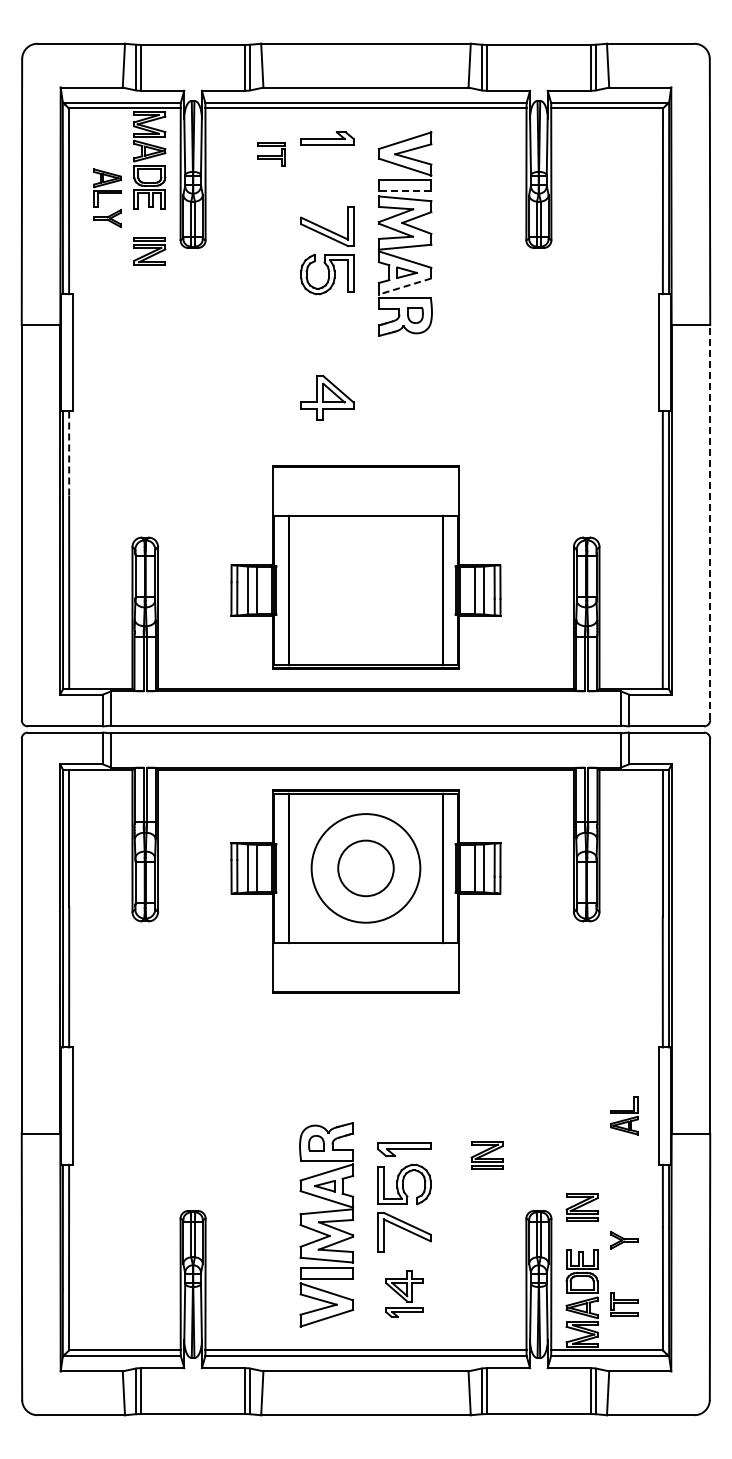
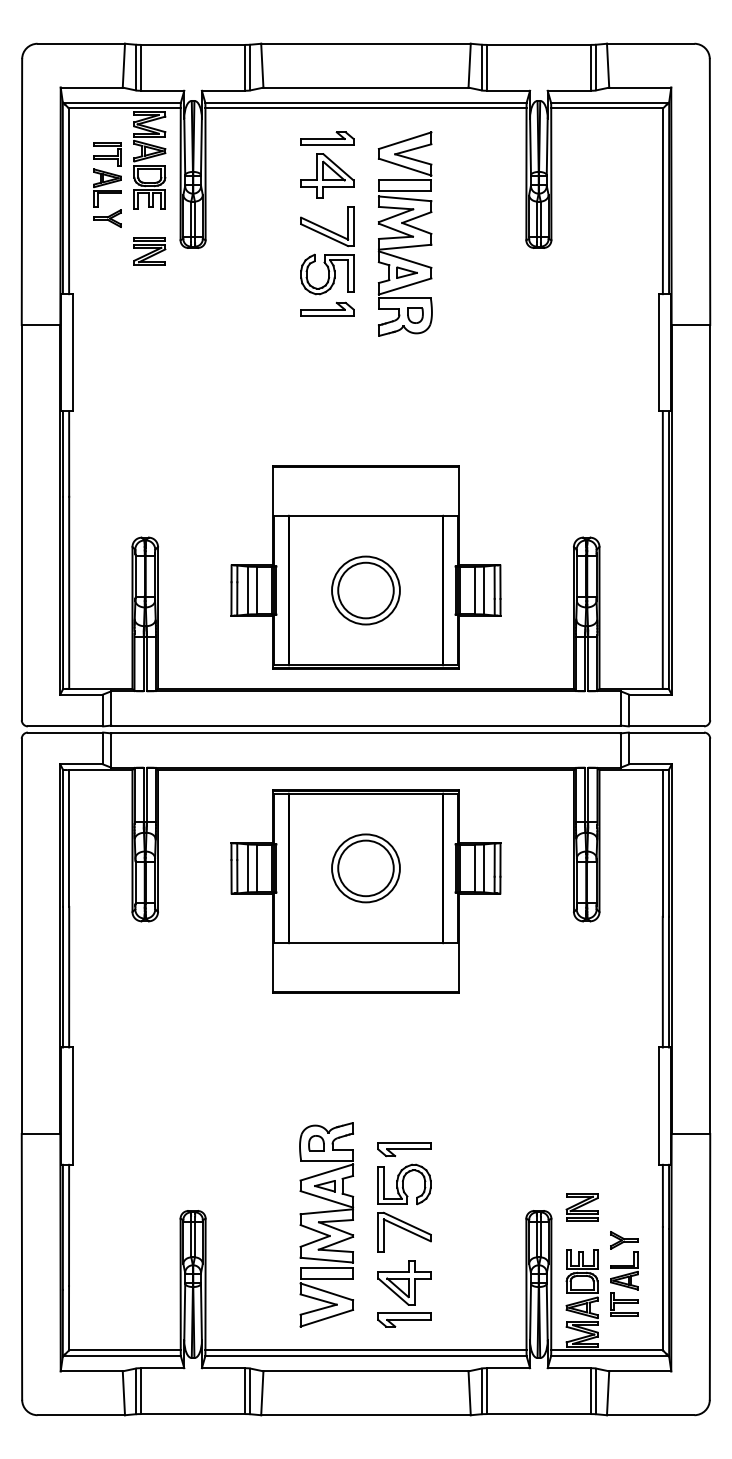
part position: (271, 154) -> (107, 154) (107, 154)
line: dashed -> solid (404, 190)
line: dashed -> solid (404, 286)
part: none -> present (327, 308)
part position: (327, 397) -> (327, 175) (327, 175)
line: dashed -> solid (69, 454)
line: dashed -> solid (710, 522)
part: none -> present (365, 590)
circle diameter: 109 px -> 68 px (365, 868)
part position: (624, 1115) -> (624, 1270) (624, 1270)
part: present -> none (486, 1155)
part size: 39x48 px -> 55x68 px (404, 1293)
